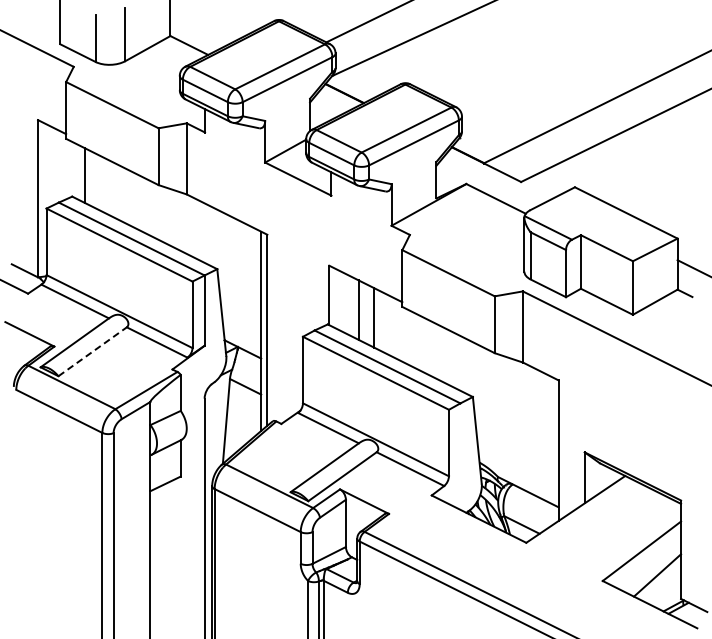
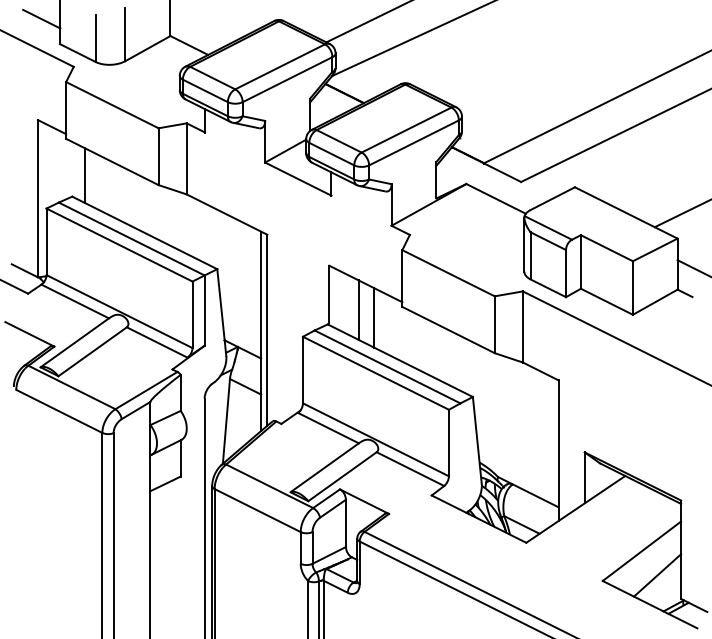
line: none -> present (41, 18)
line: none -> present (681, 213)
line: dashed -> solid (93, 351)
